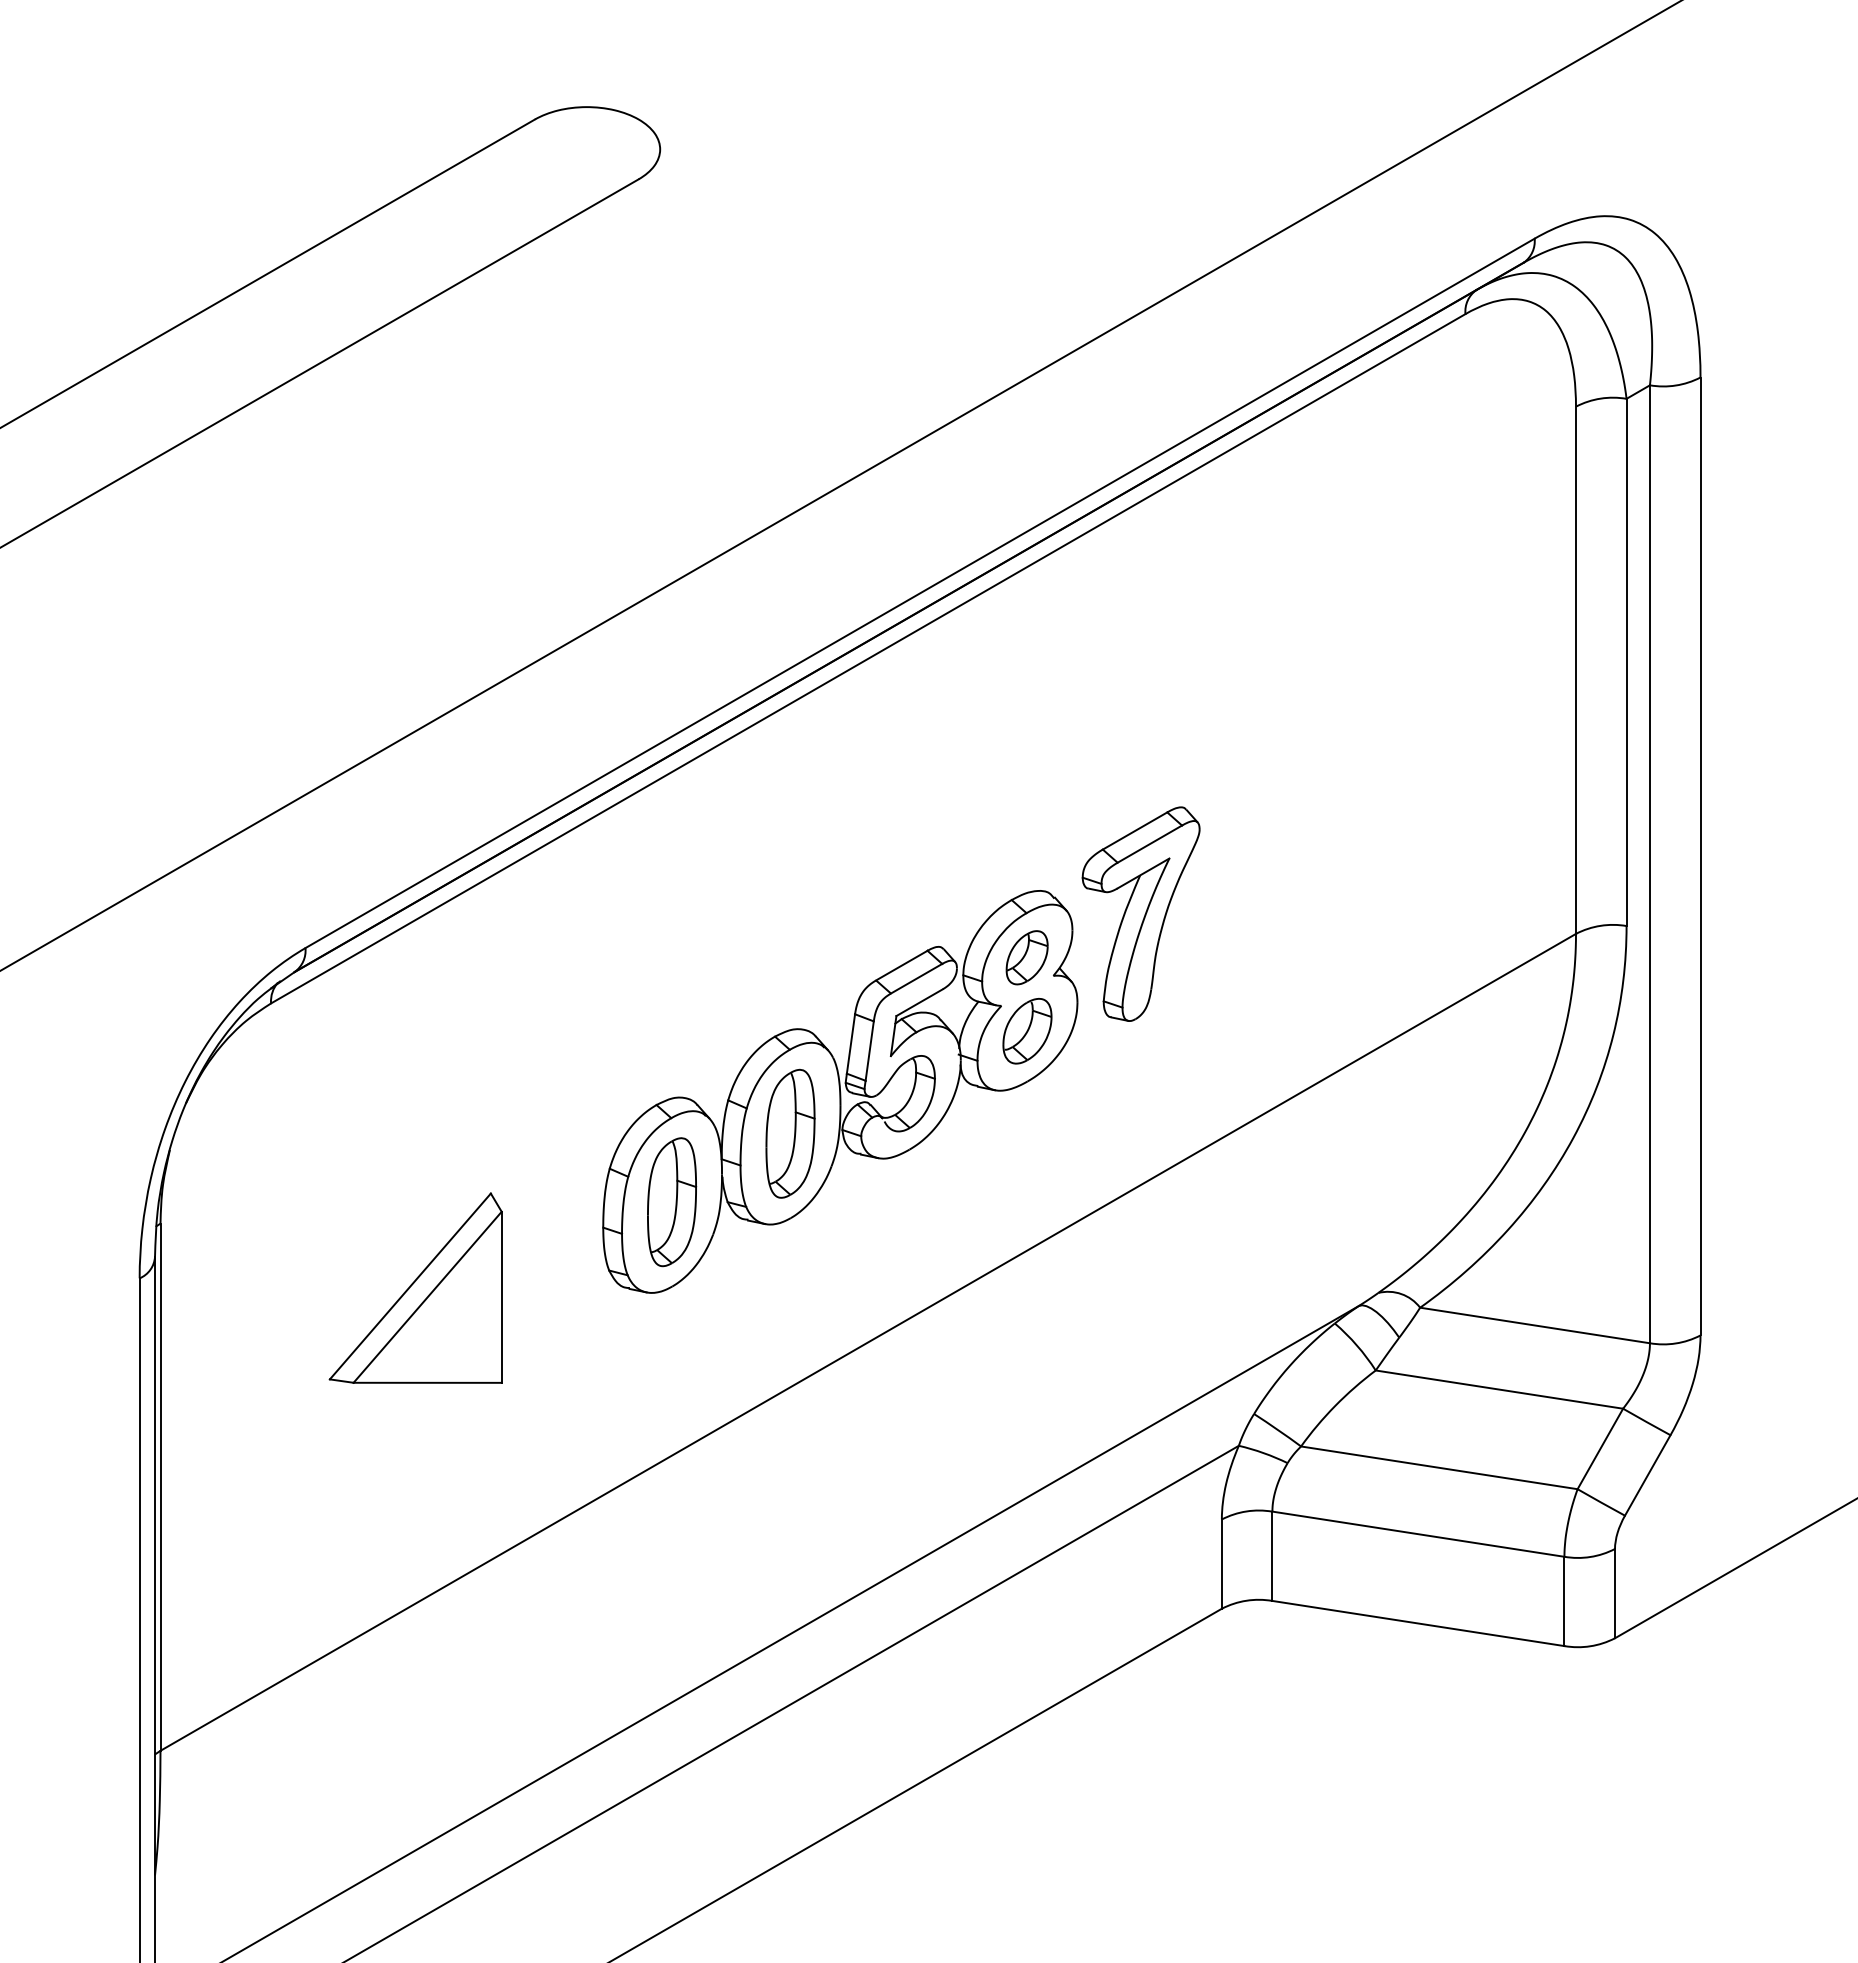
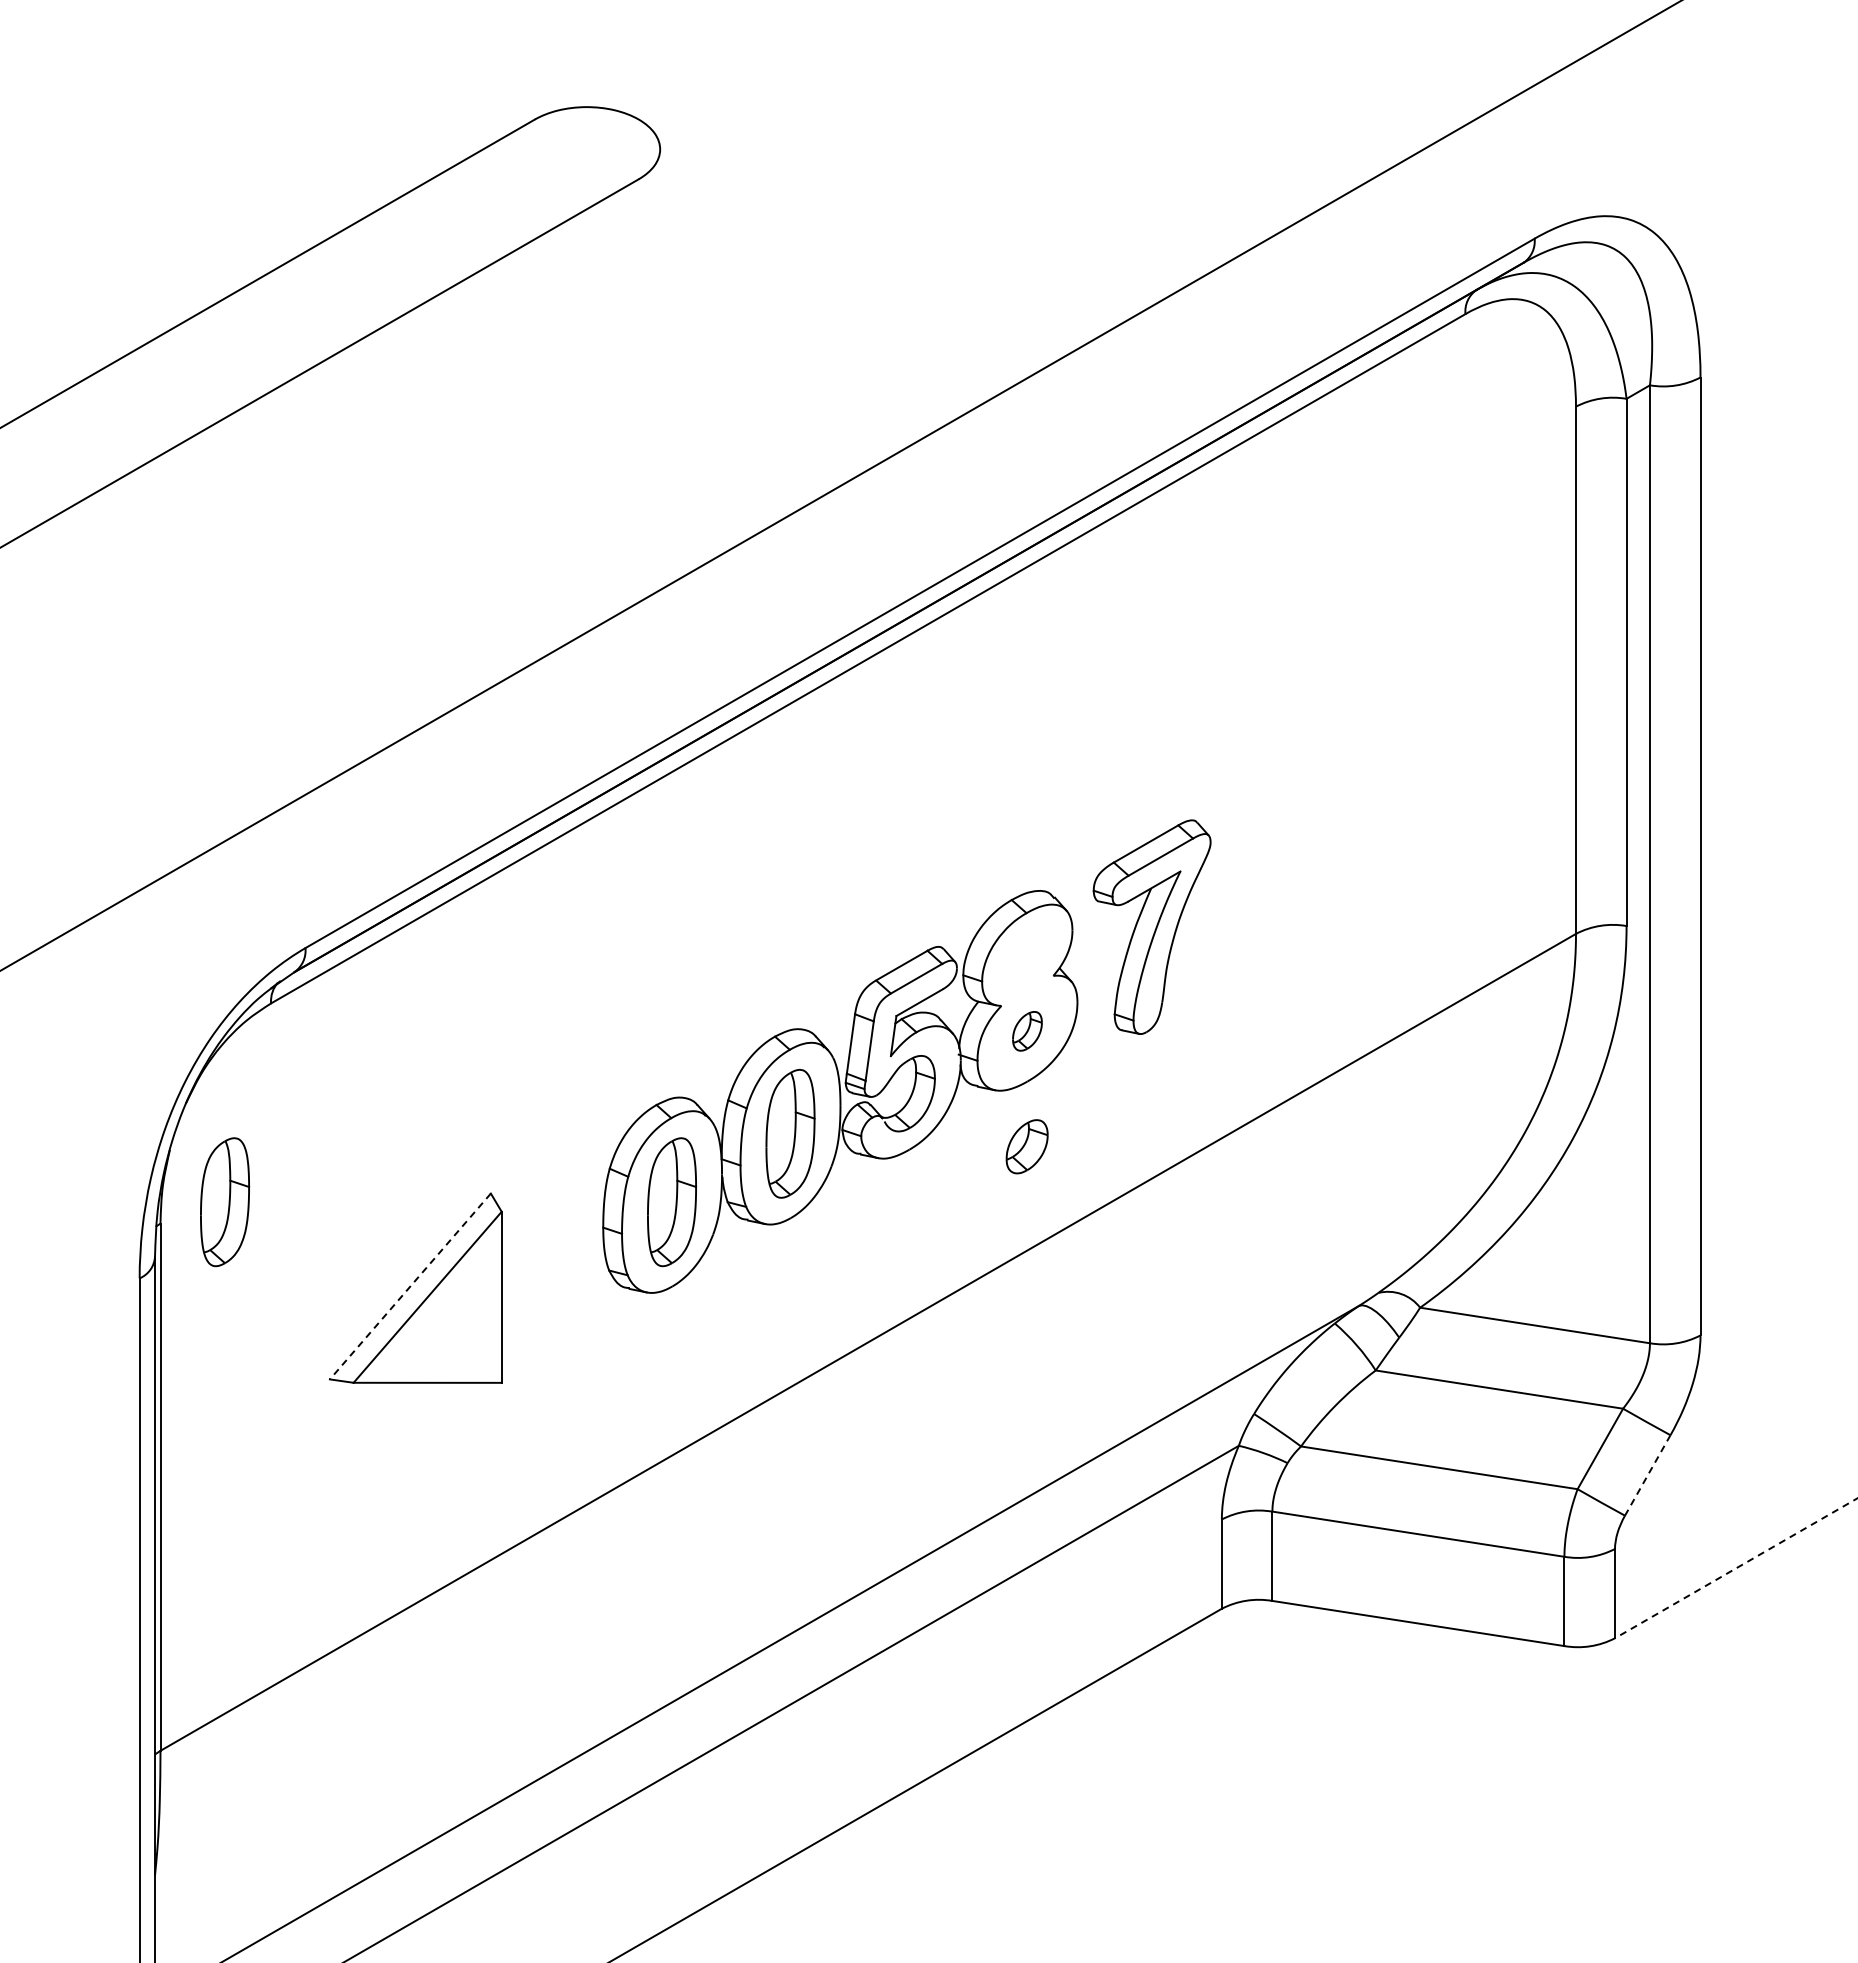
part position: (1140, 913) -> (1151, 926) (1151, 926)
part position: (1026, 957) -> (1026, 1146) (1026, 1146)
part size: 51x67 px -> 31x41 px (1027, 1031)
part: none -> present (225, 1202)
line: solid -> dashed (410, 1286)
line: solid -> dashed (1647, 1475)
line: solid -> dashed (1736, 1568)
